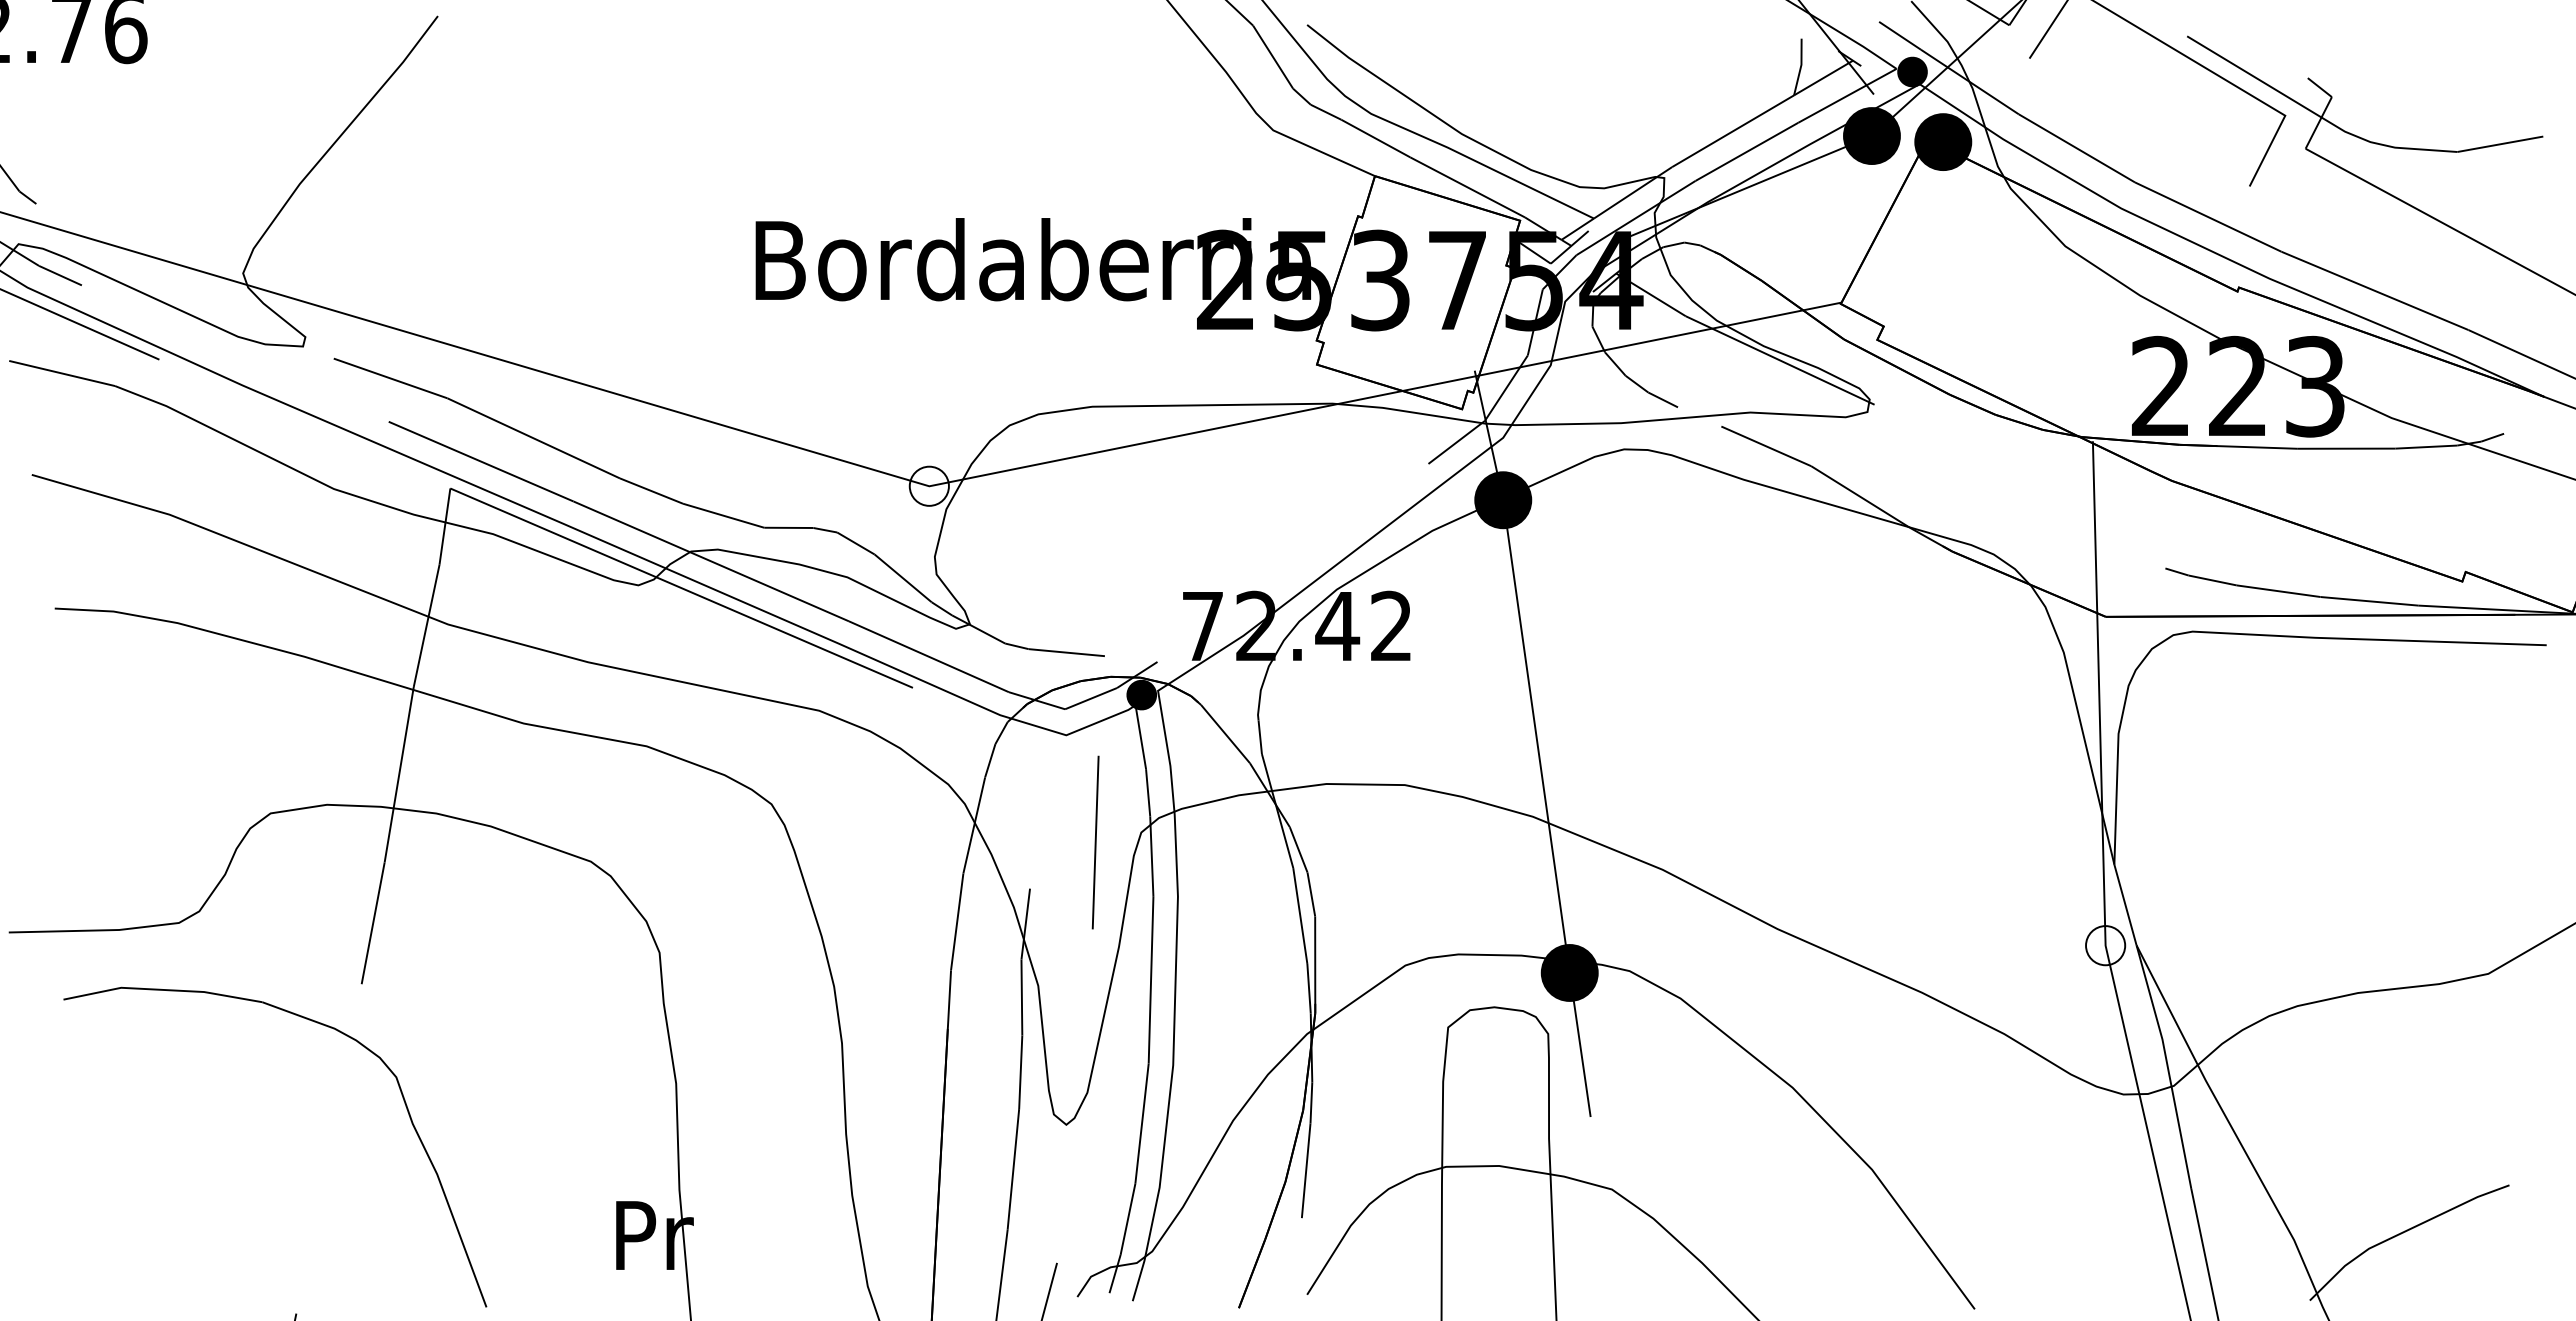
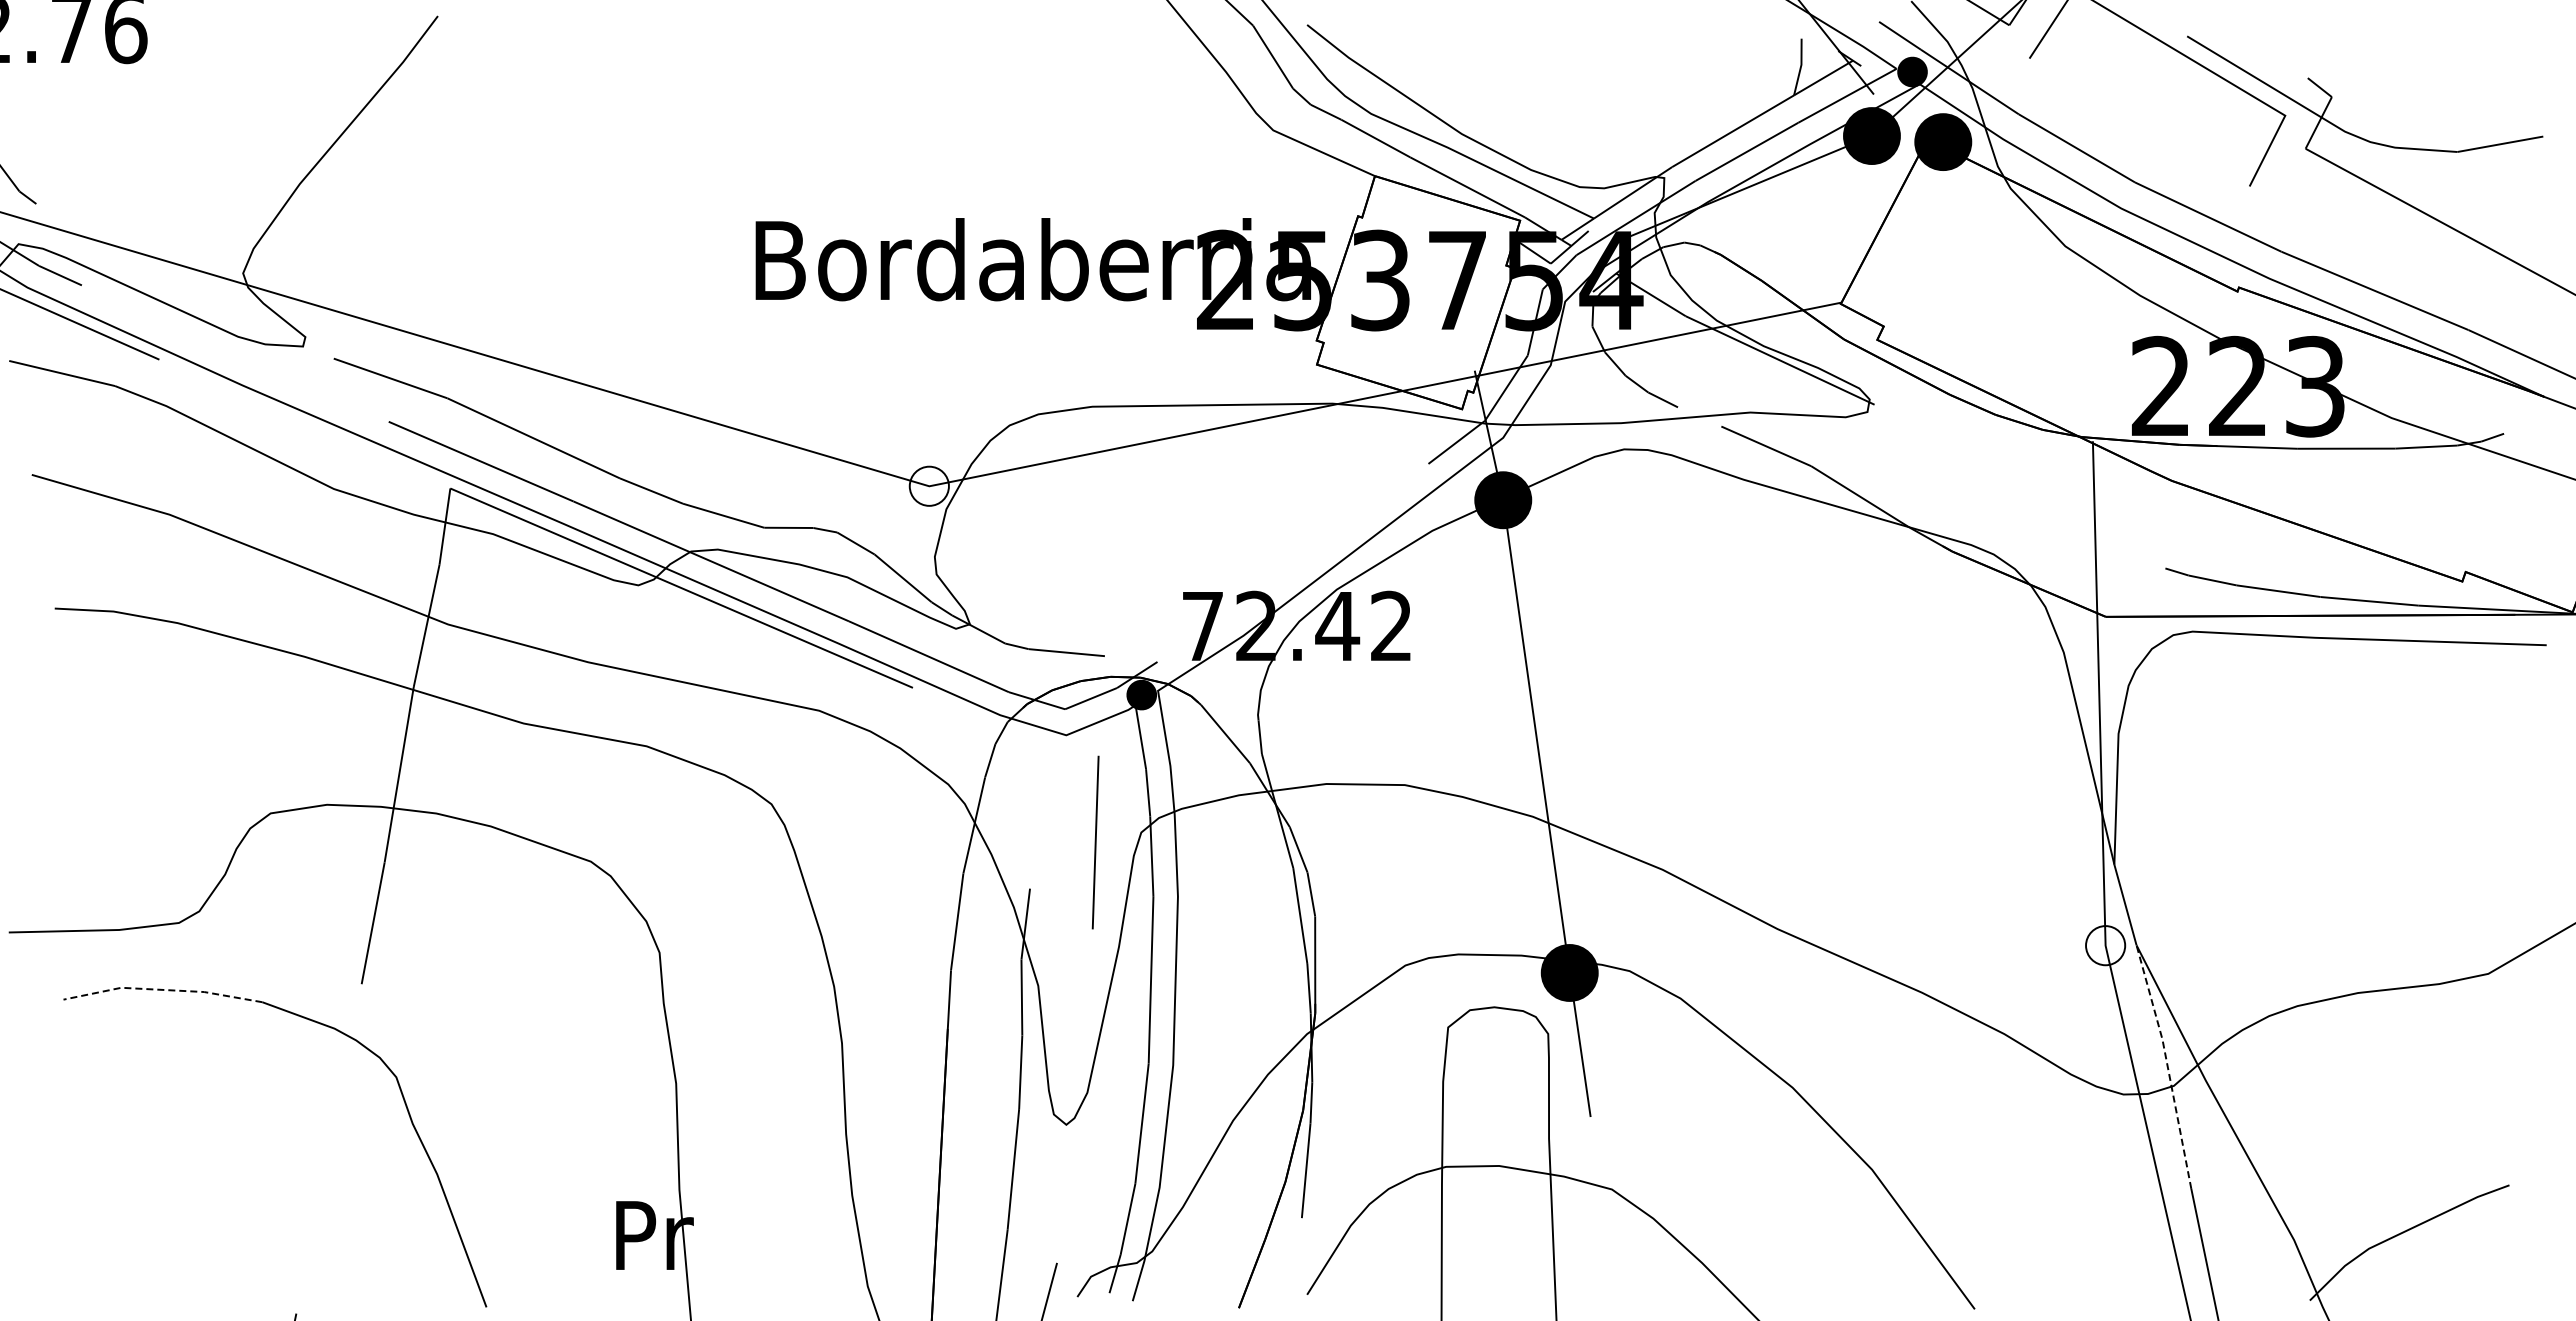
line: solid -> dashed (162, 989)
line: solid -> dashed (2167, 1065)
